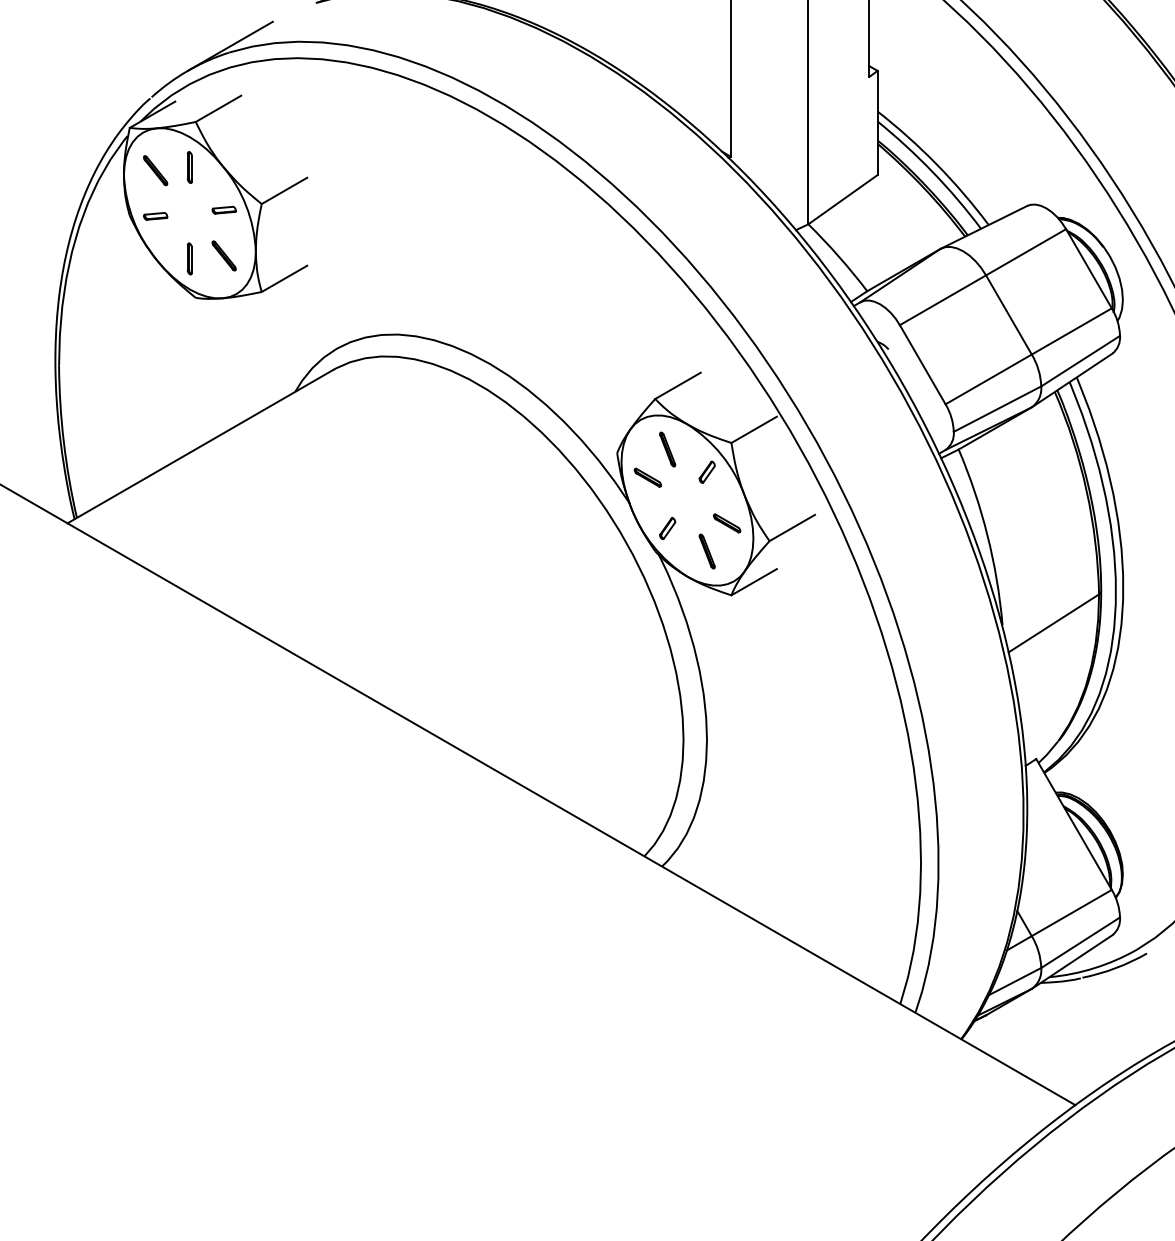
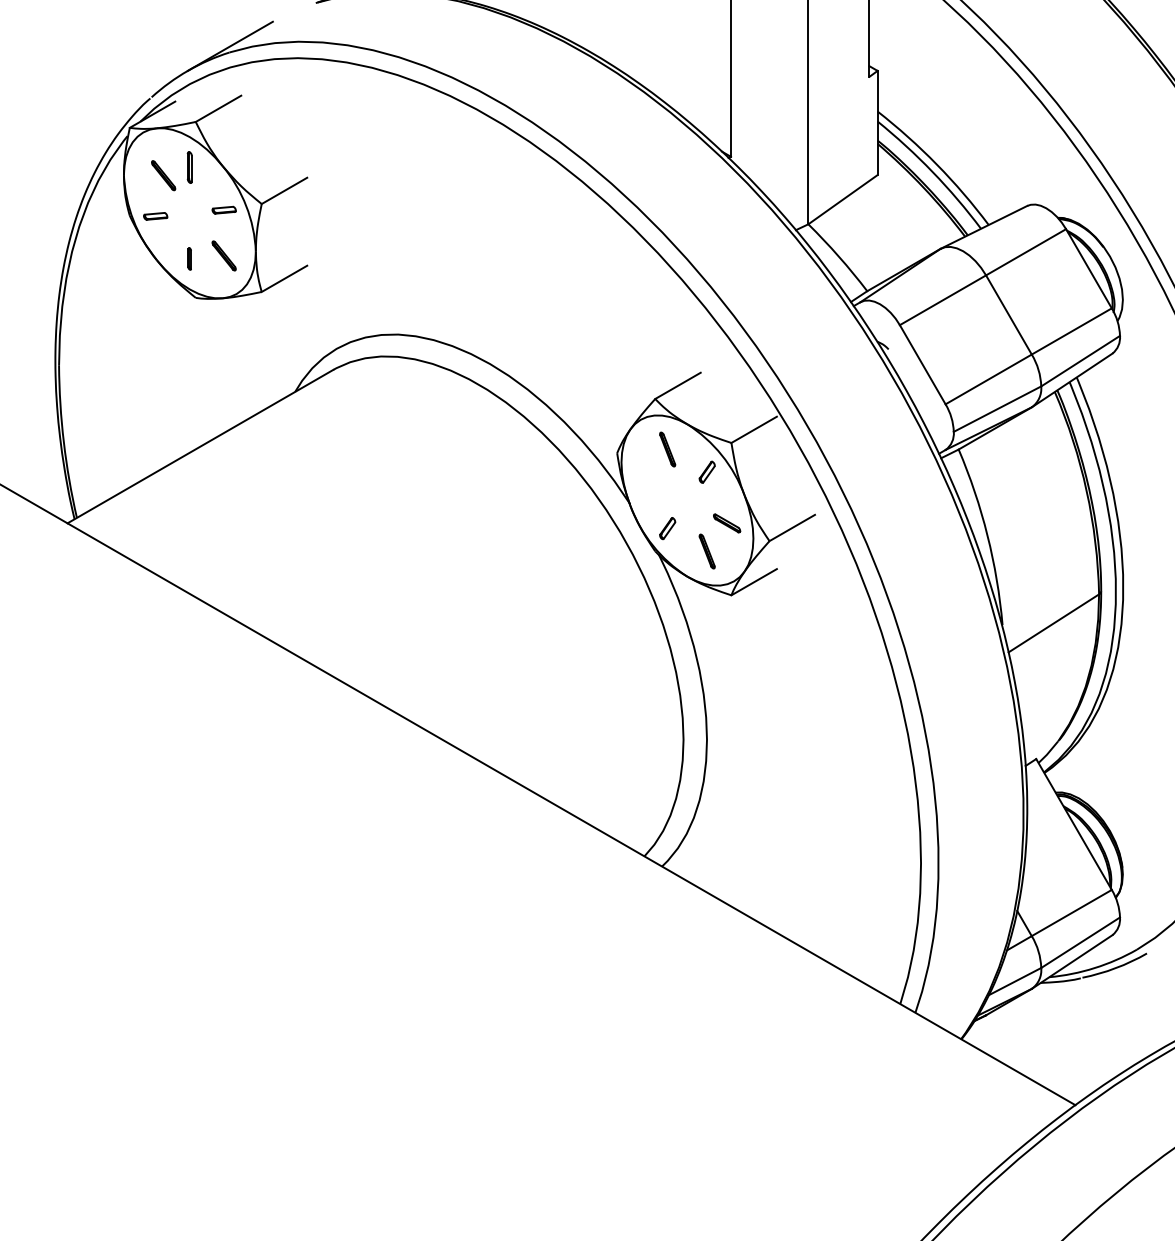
part position: (155, 170) -> (163, 175) (163, 175)
part size: 7x34 px -> 5x24 px (189, 258)
part: present -> none (647, 477)
